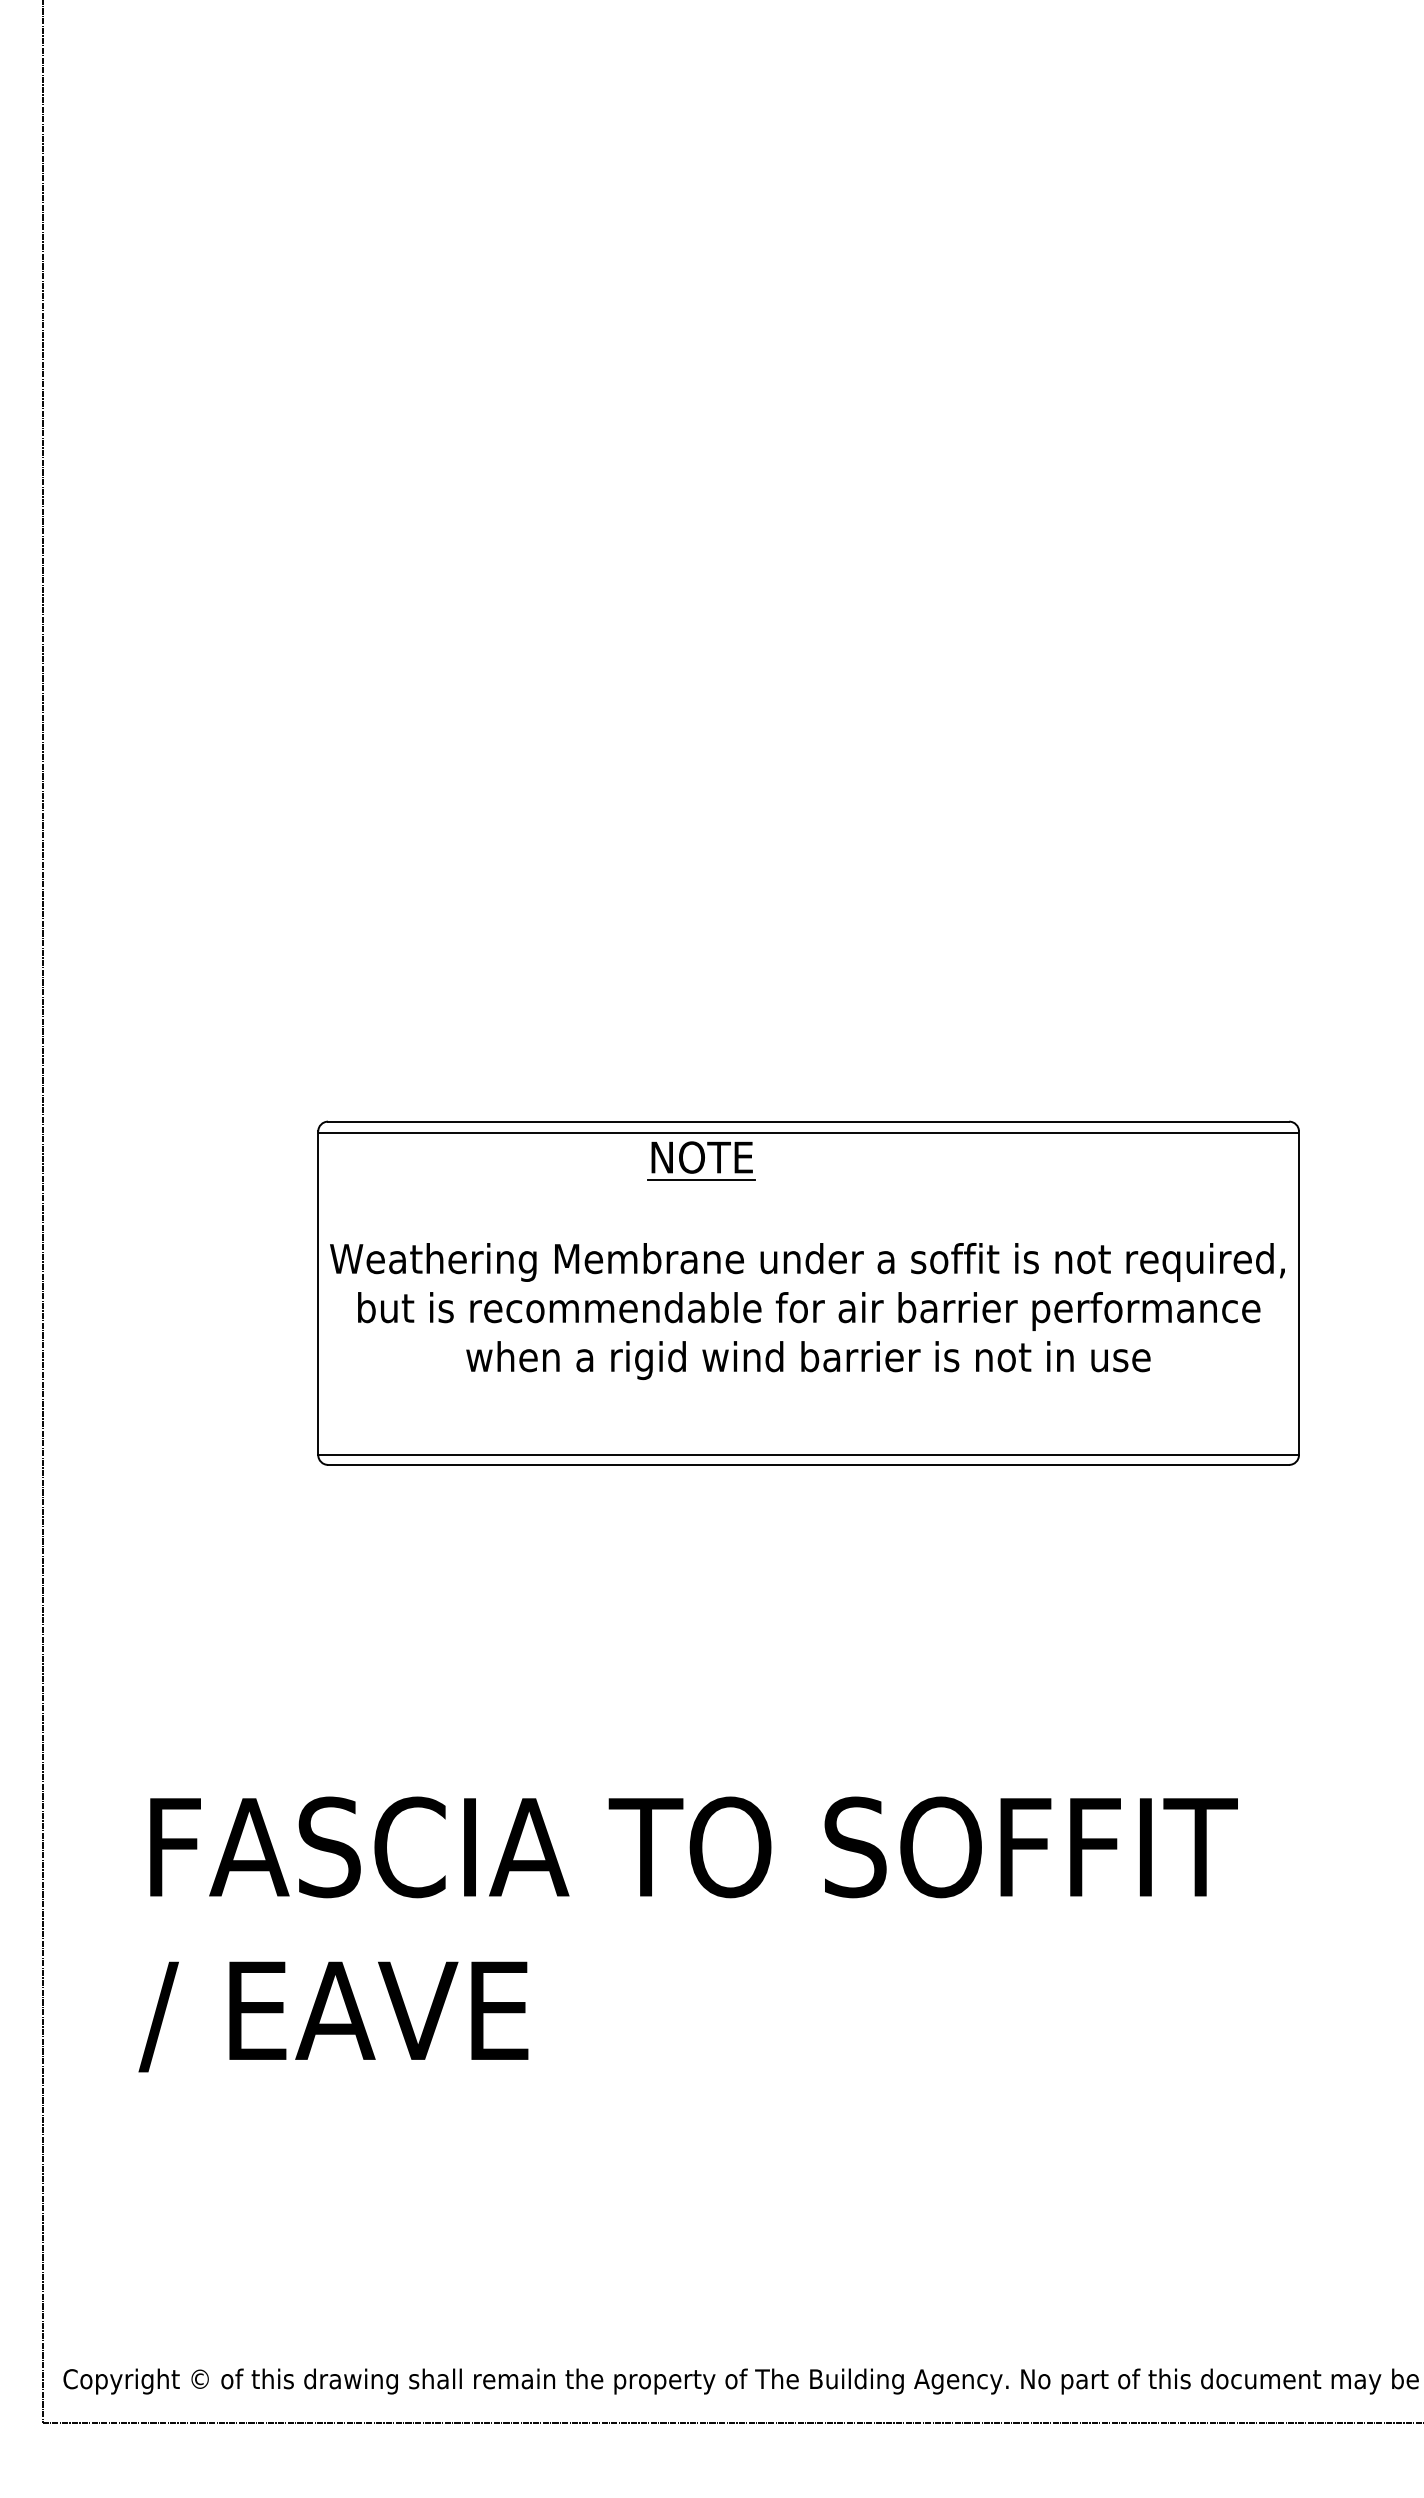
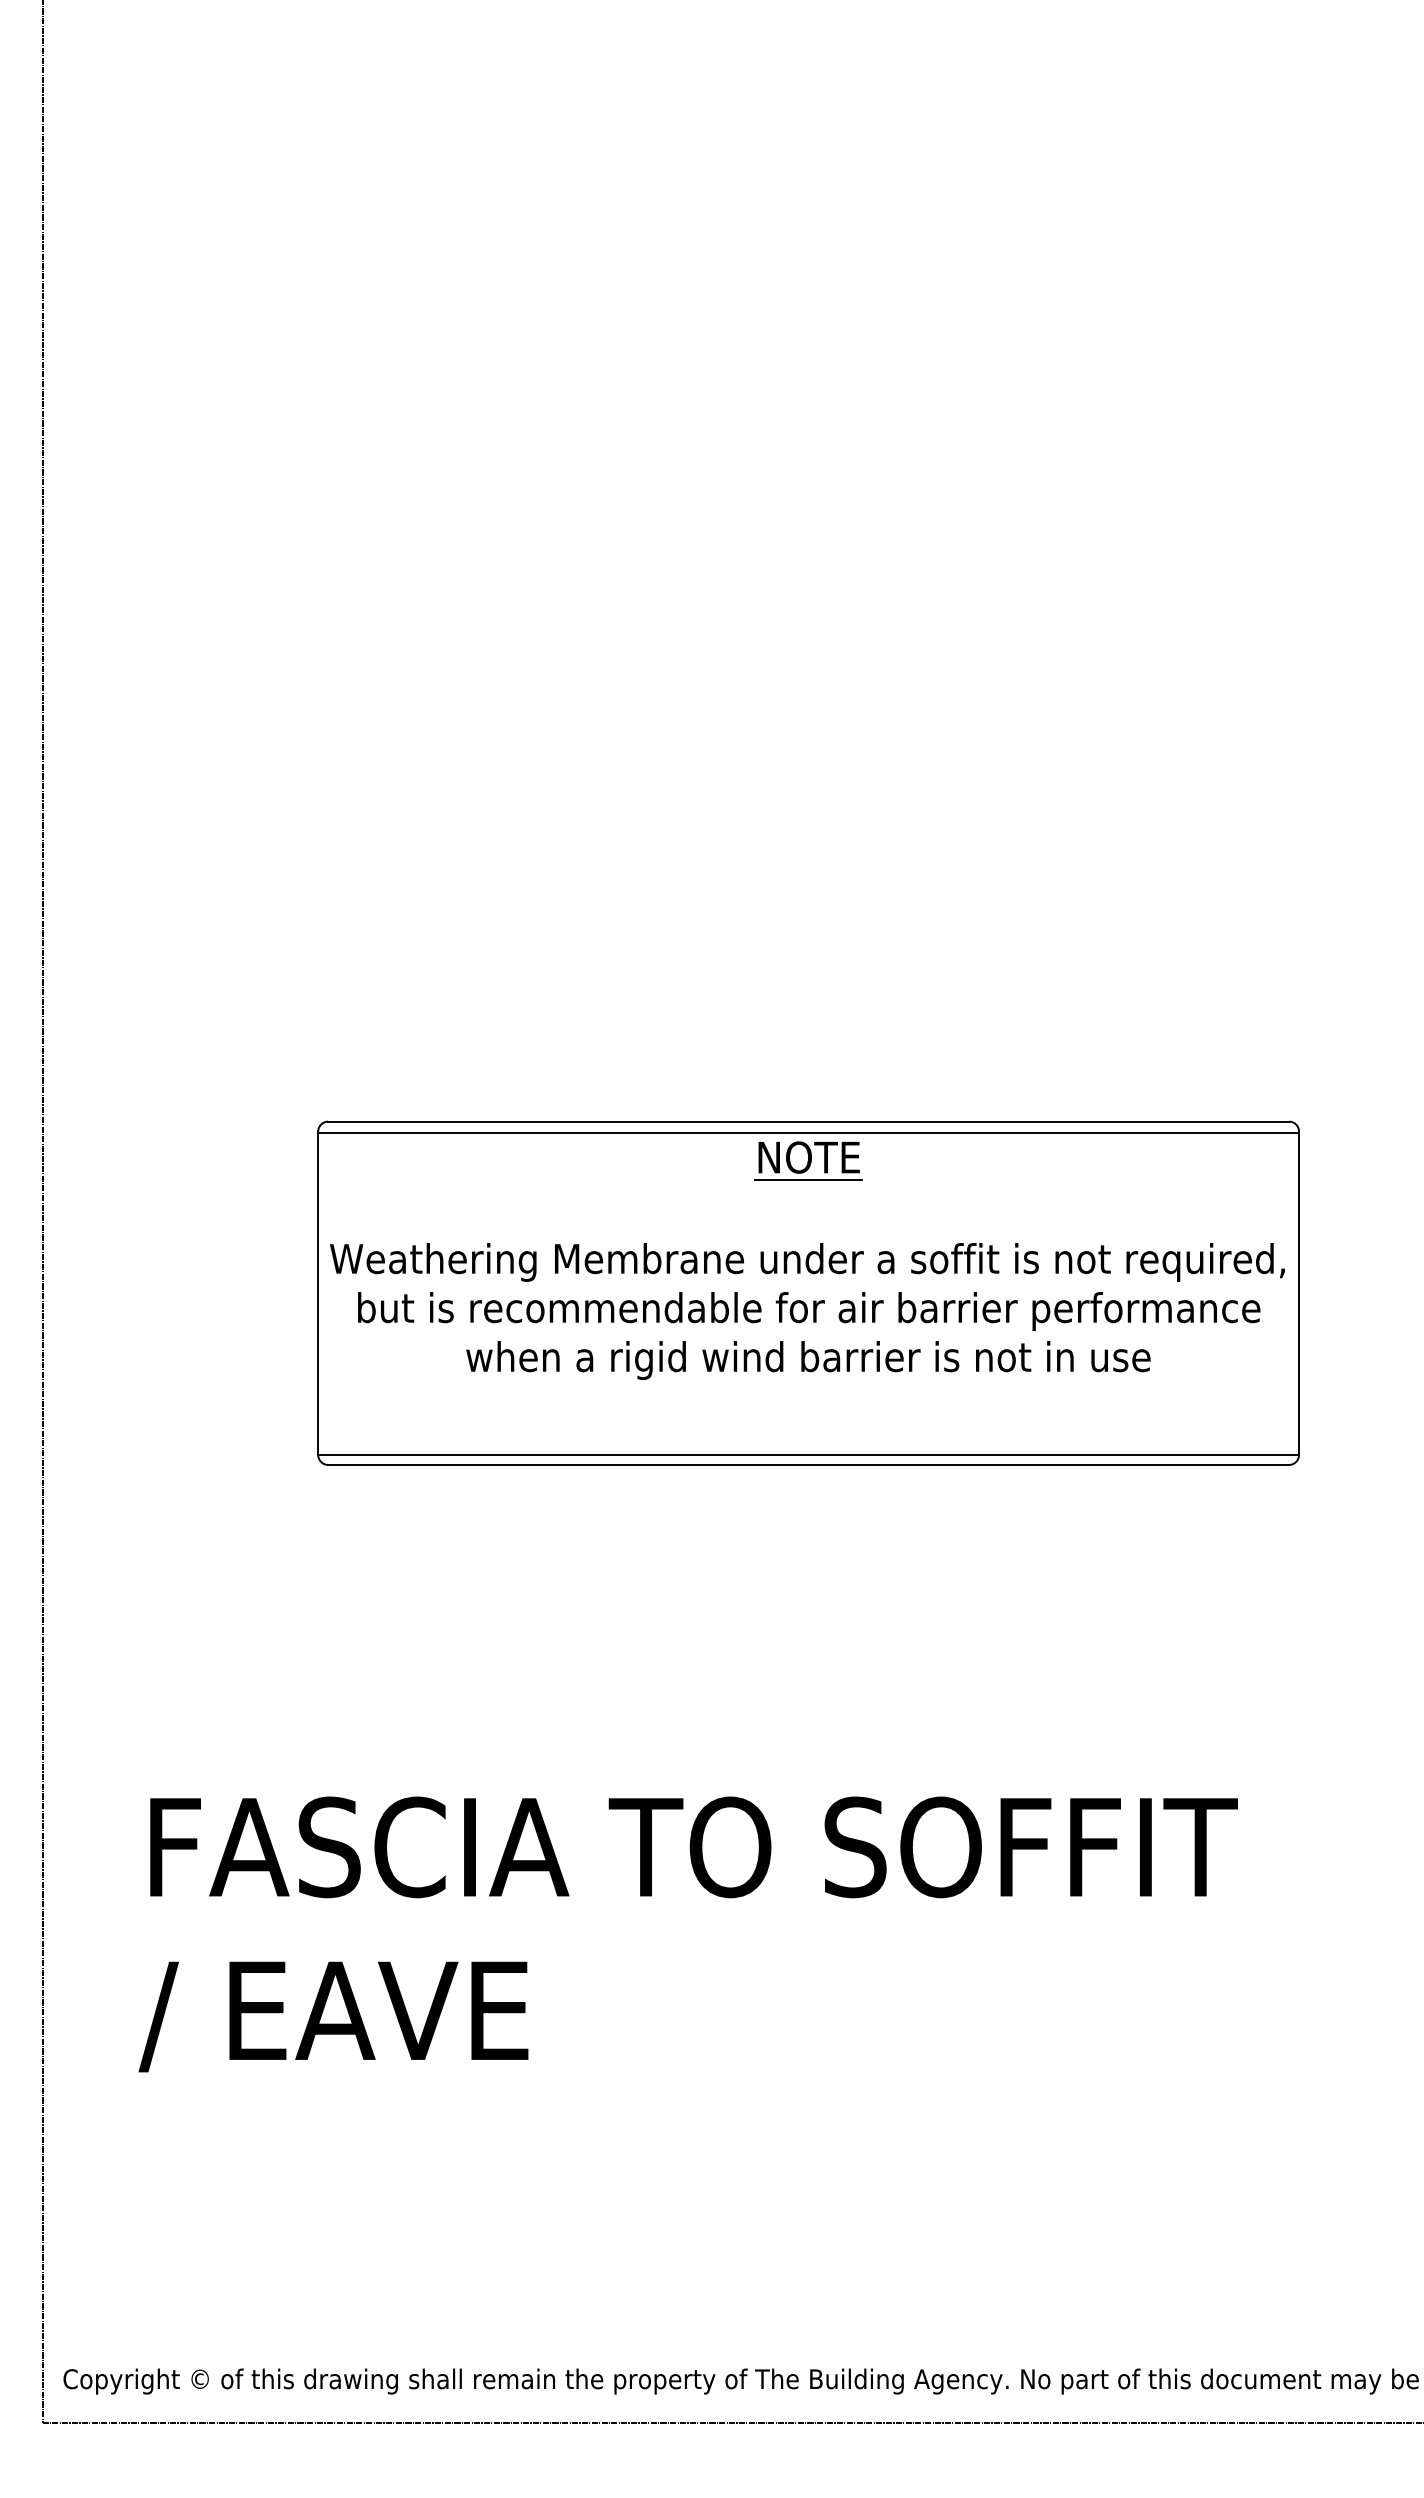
part position: (701, 1160) -> (808, 1160) (808, 1160)
